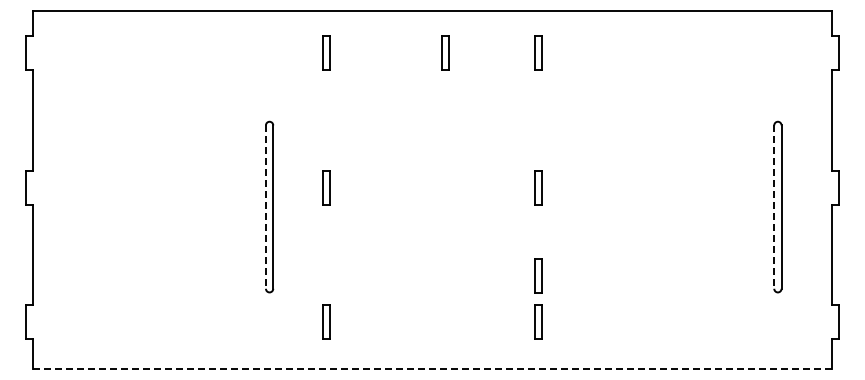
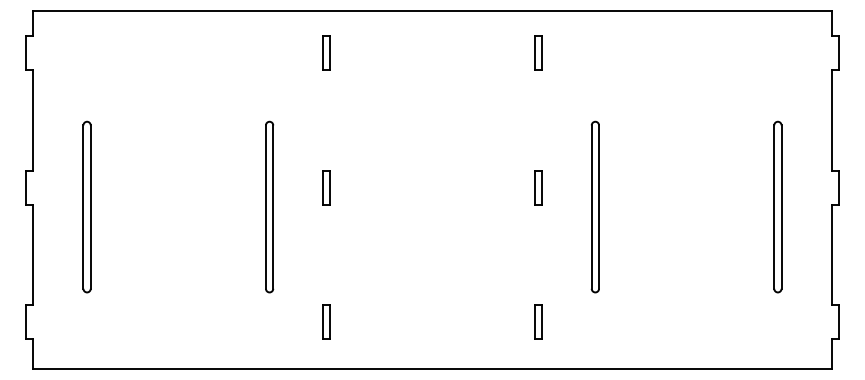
part: present -> none (445, 52)
part: none -> present (86, 206)
part: none -> present (594, 206)
line: dashed -> solid (265, 207)
line: dashed -> solid (774, 207)
part: present -> none (538, 275)
line: dashed -> solid (432, 368)
